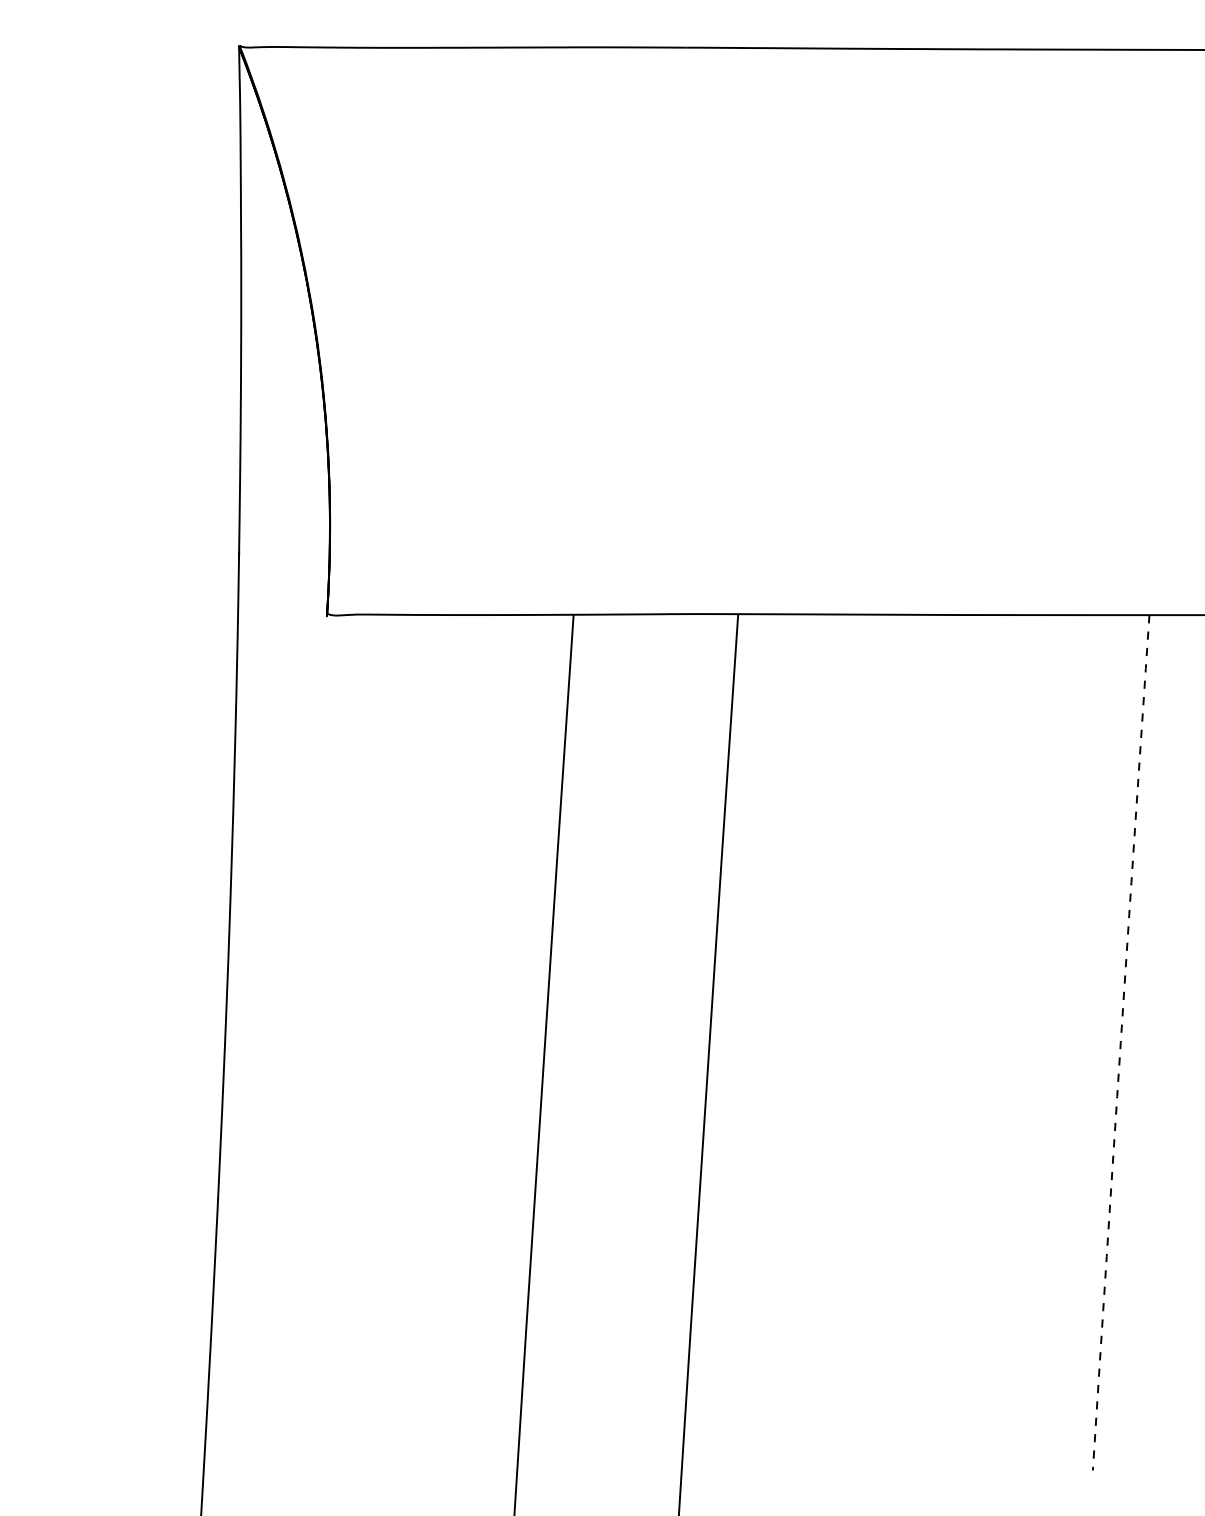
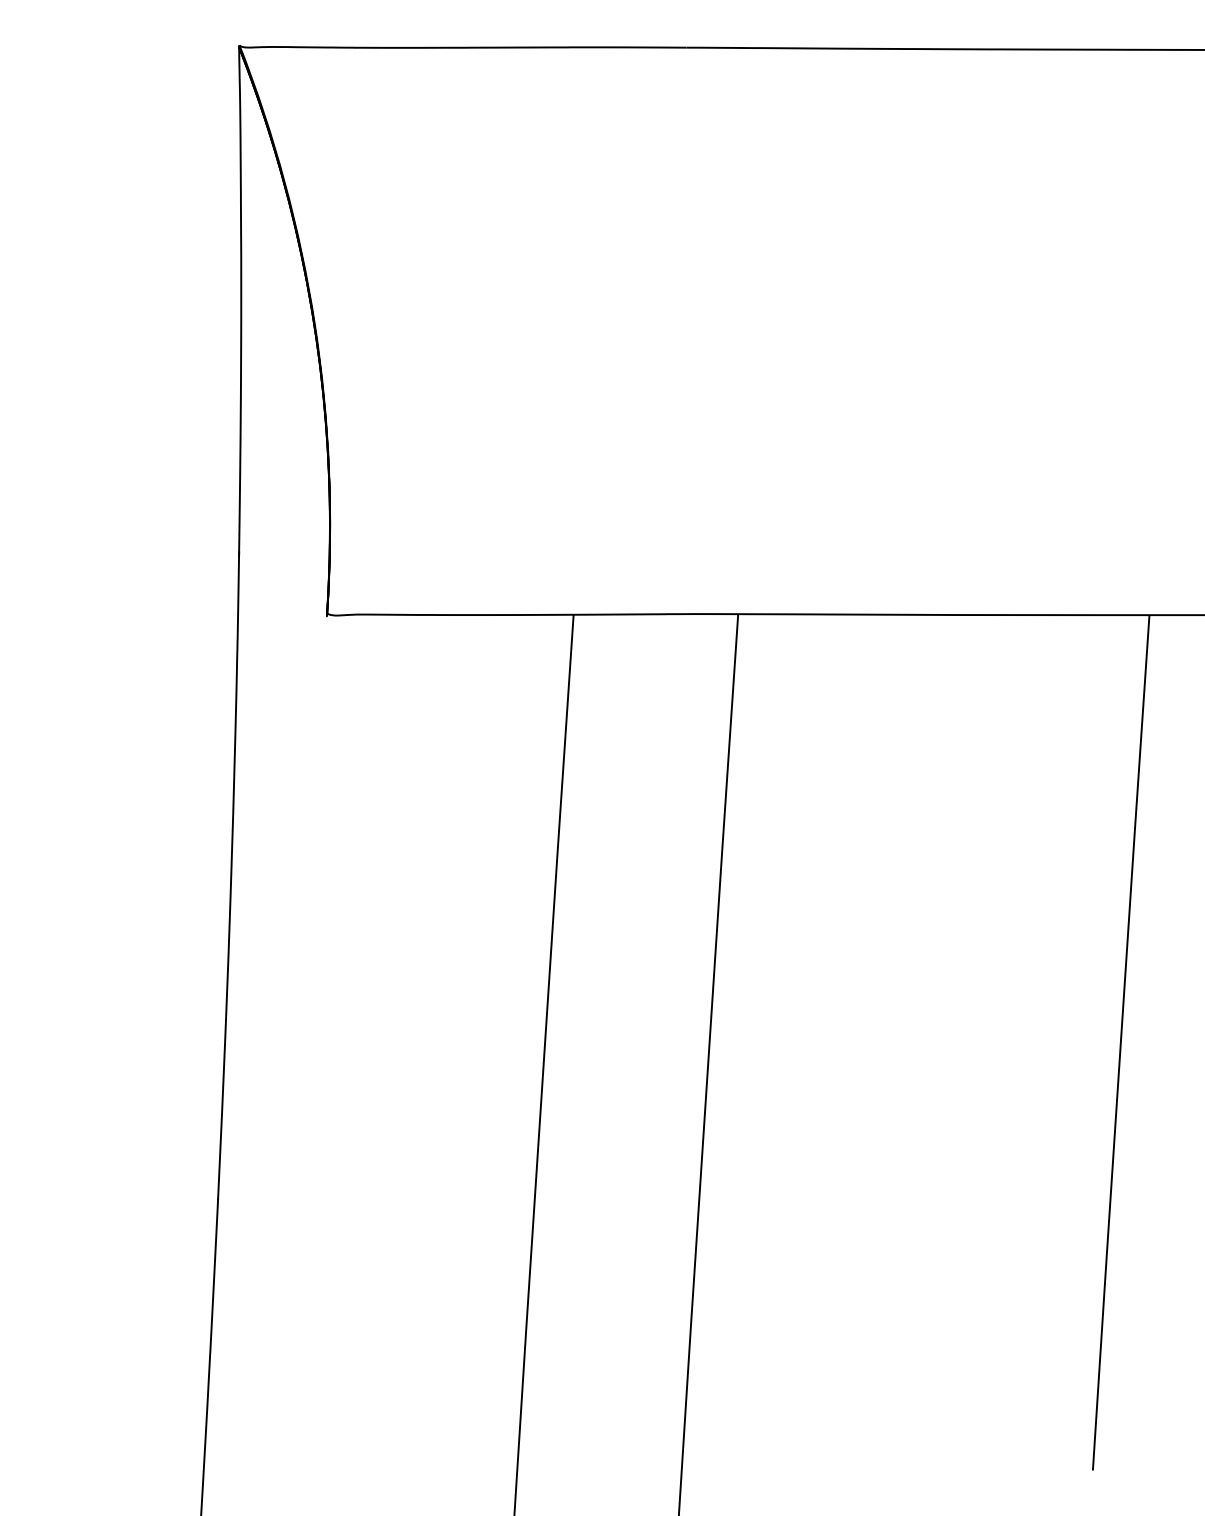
arc: dashed -> solid (1120, 1042)
